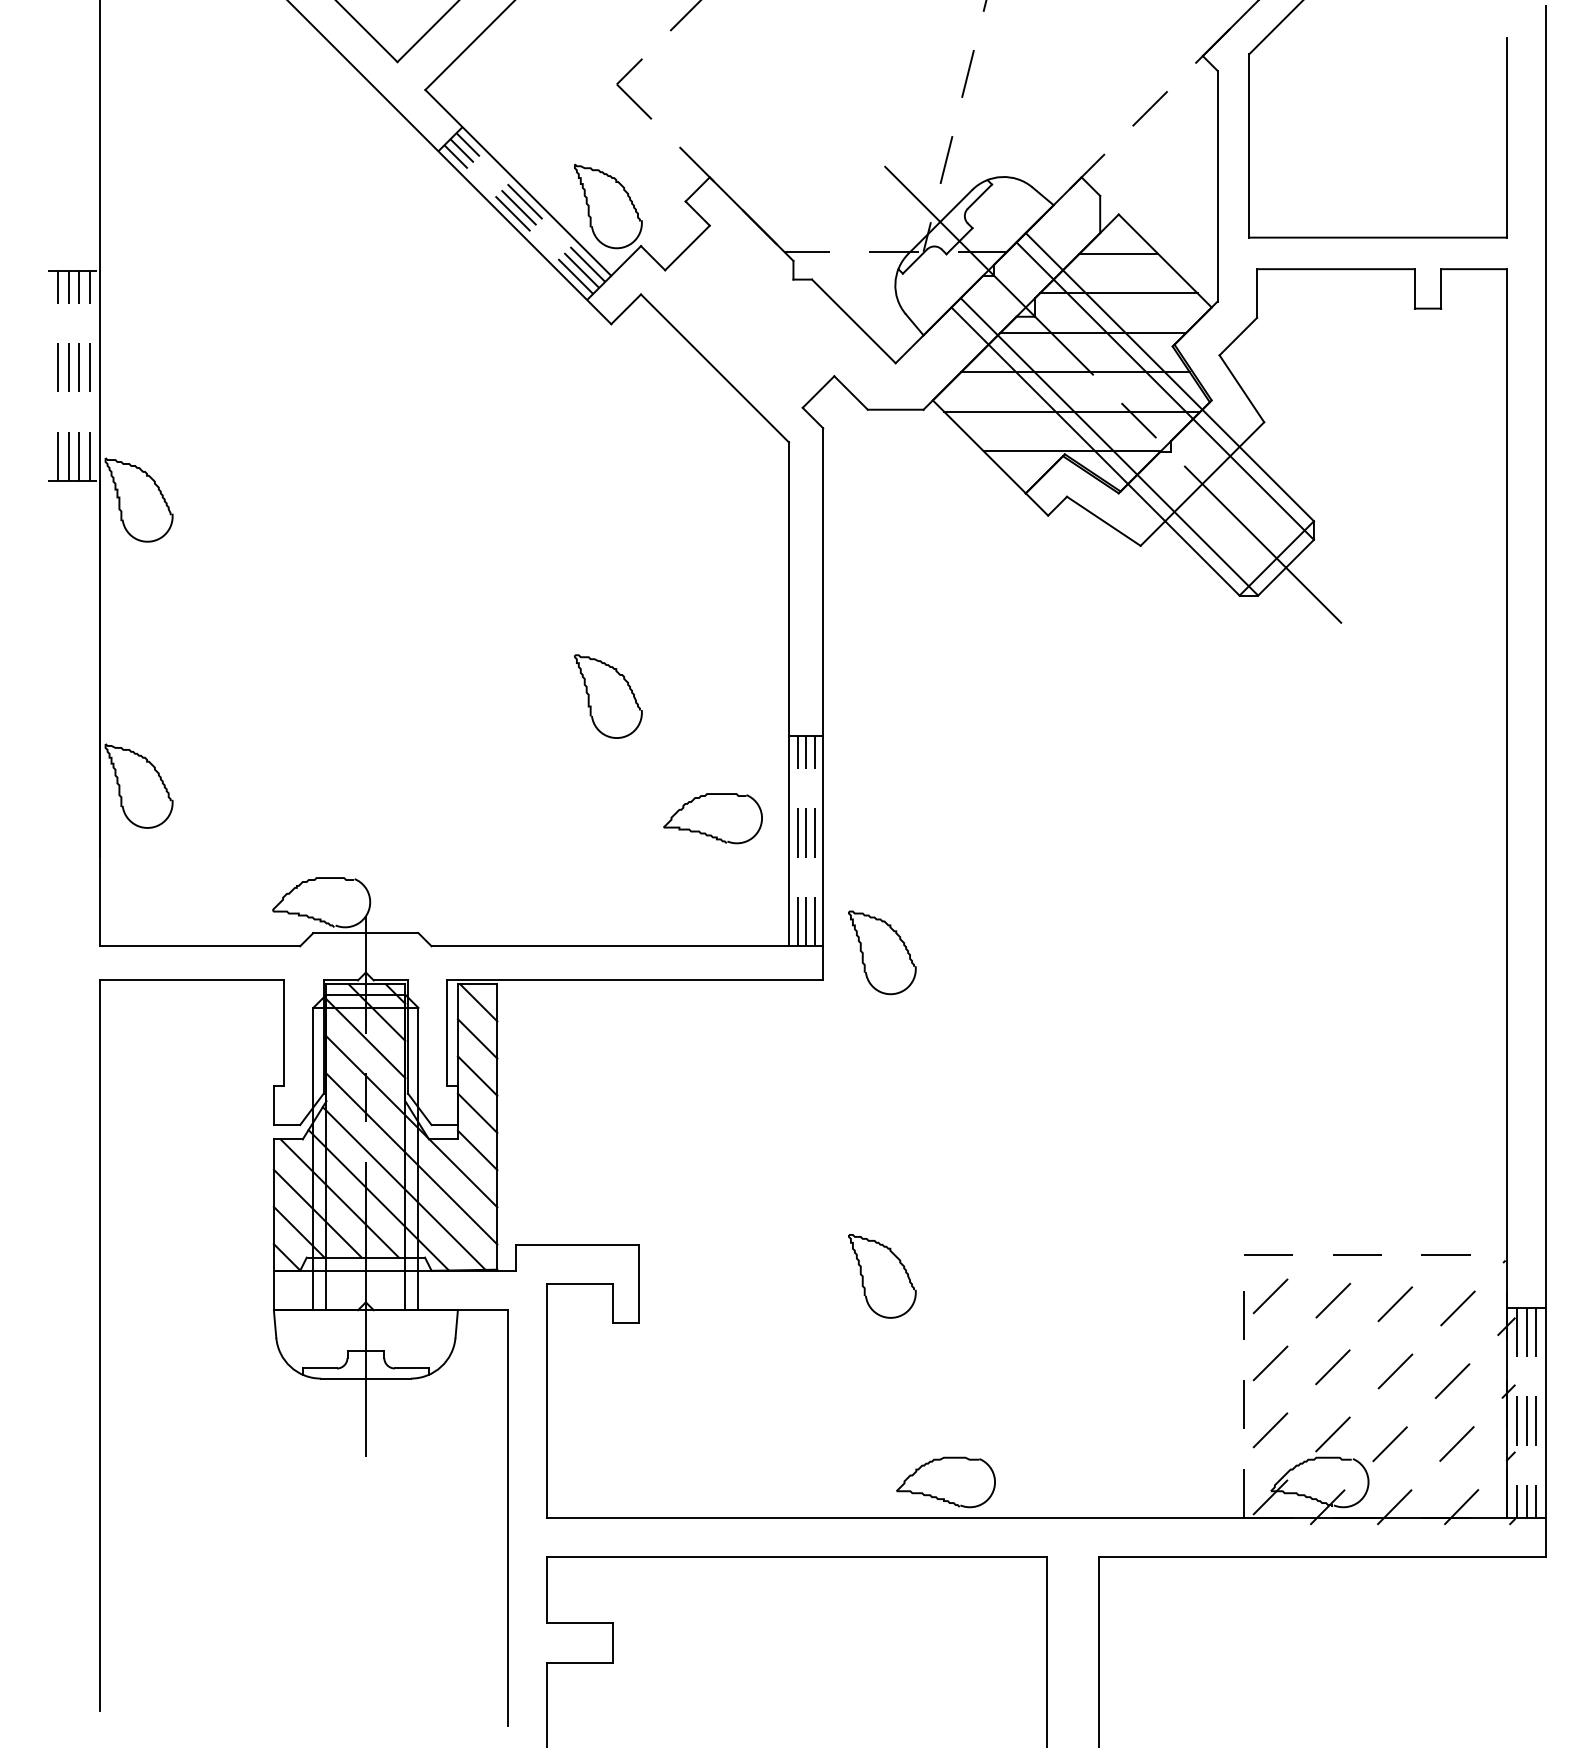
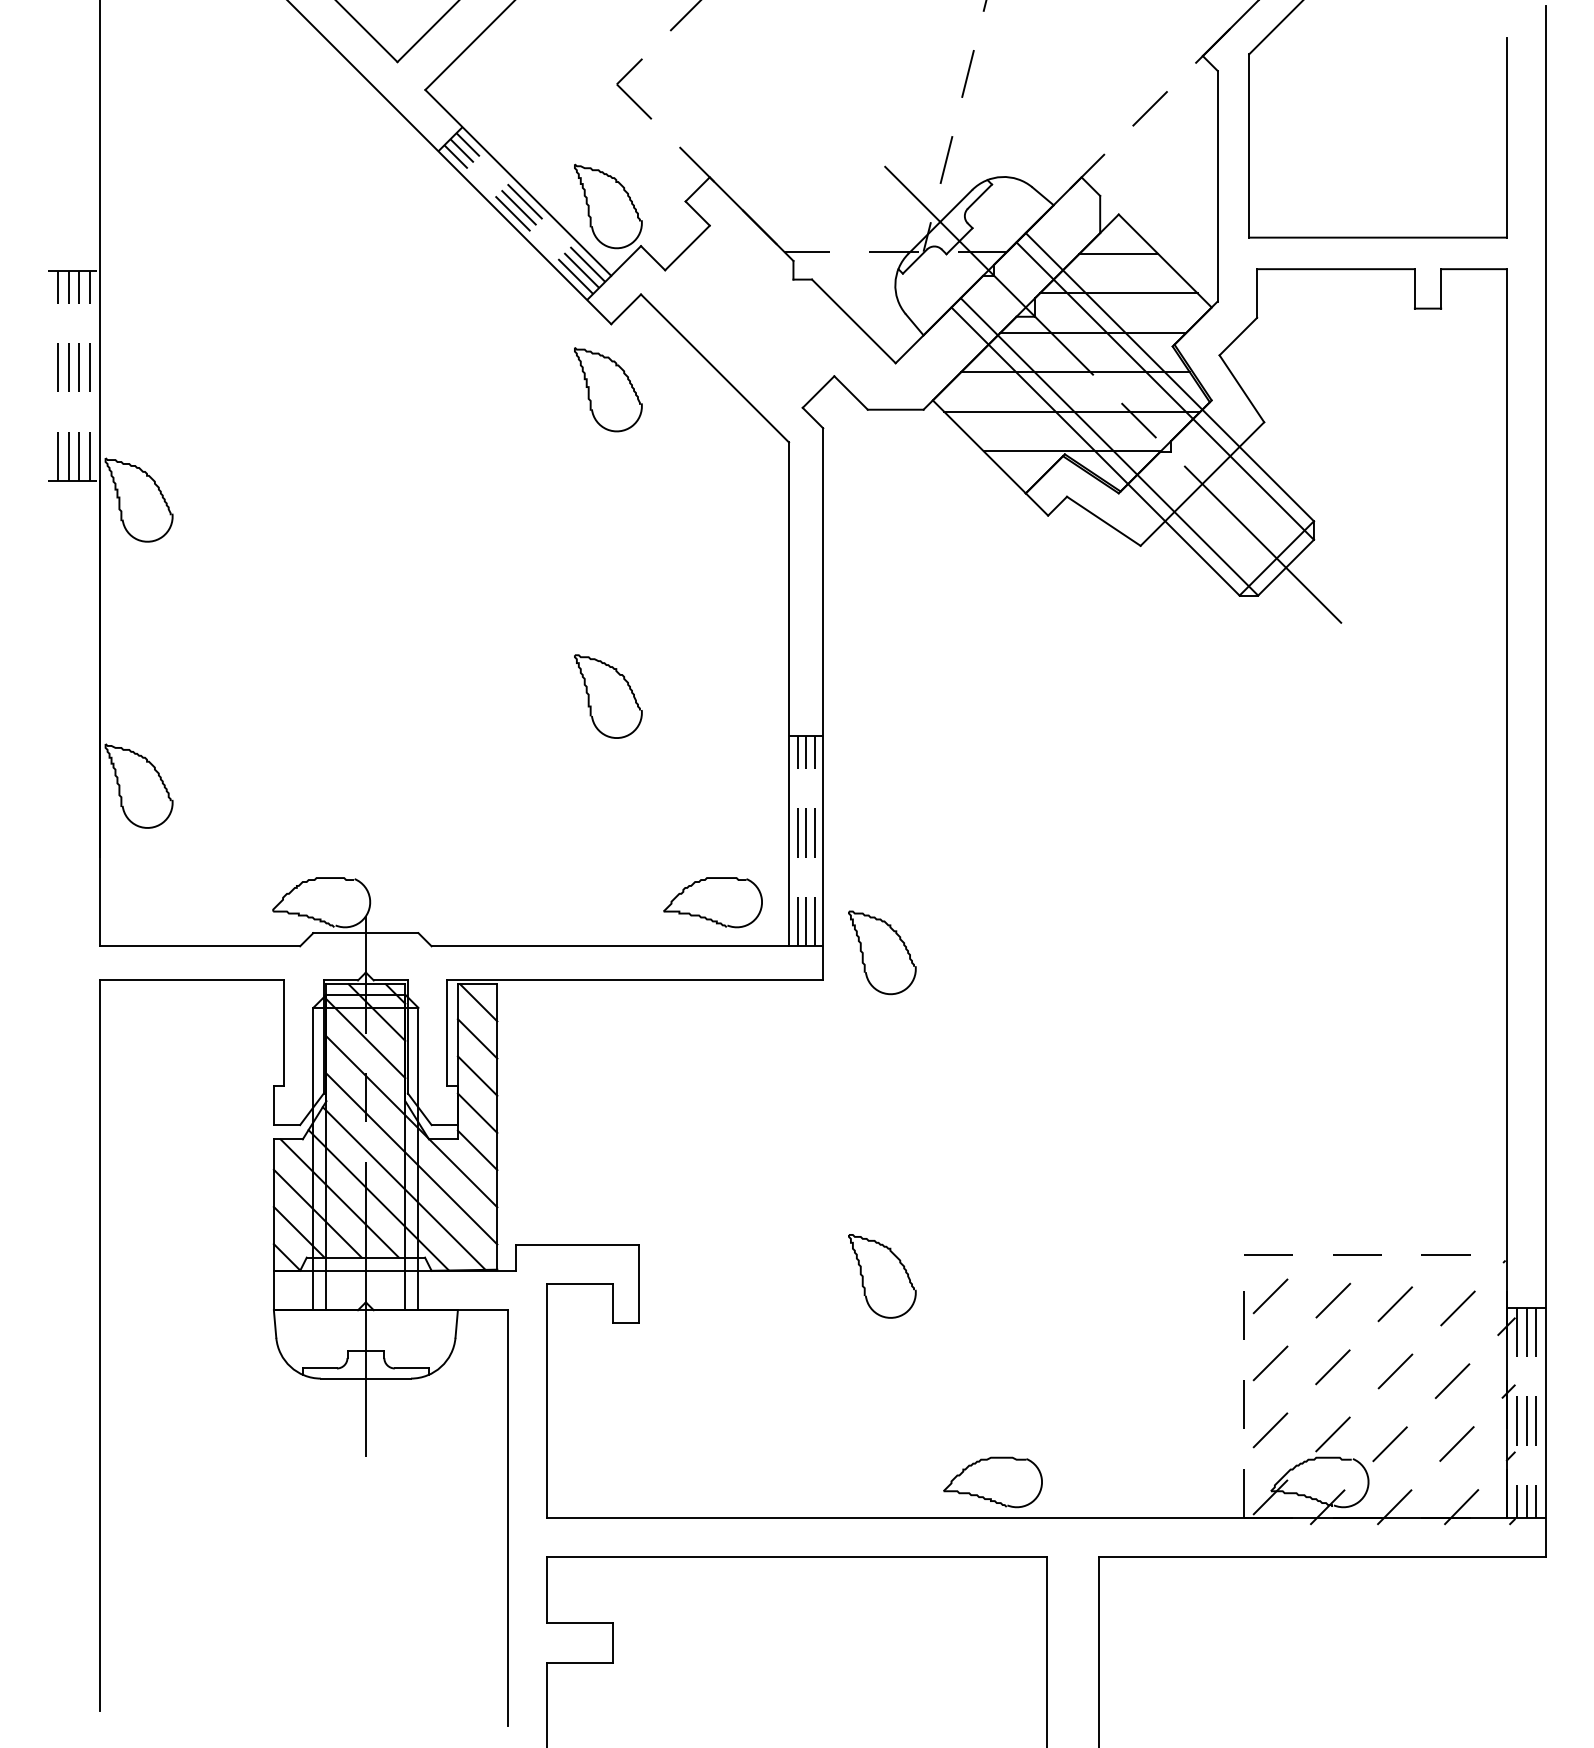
part: none -> present (608, 389)
part position: (712, 818) -> (712, 902) (712, 902)
part position: (945, 1482) -> (992, 1482) (992, 1482)
